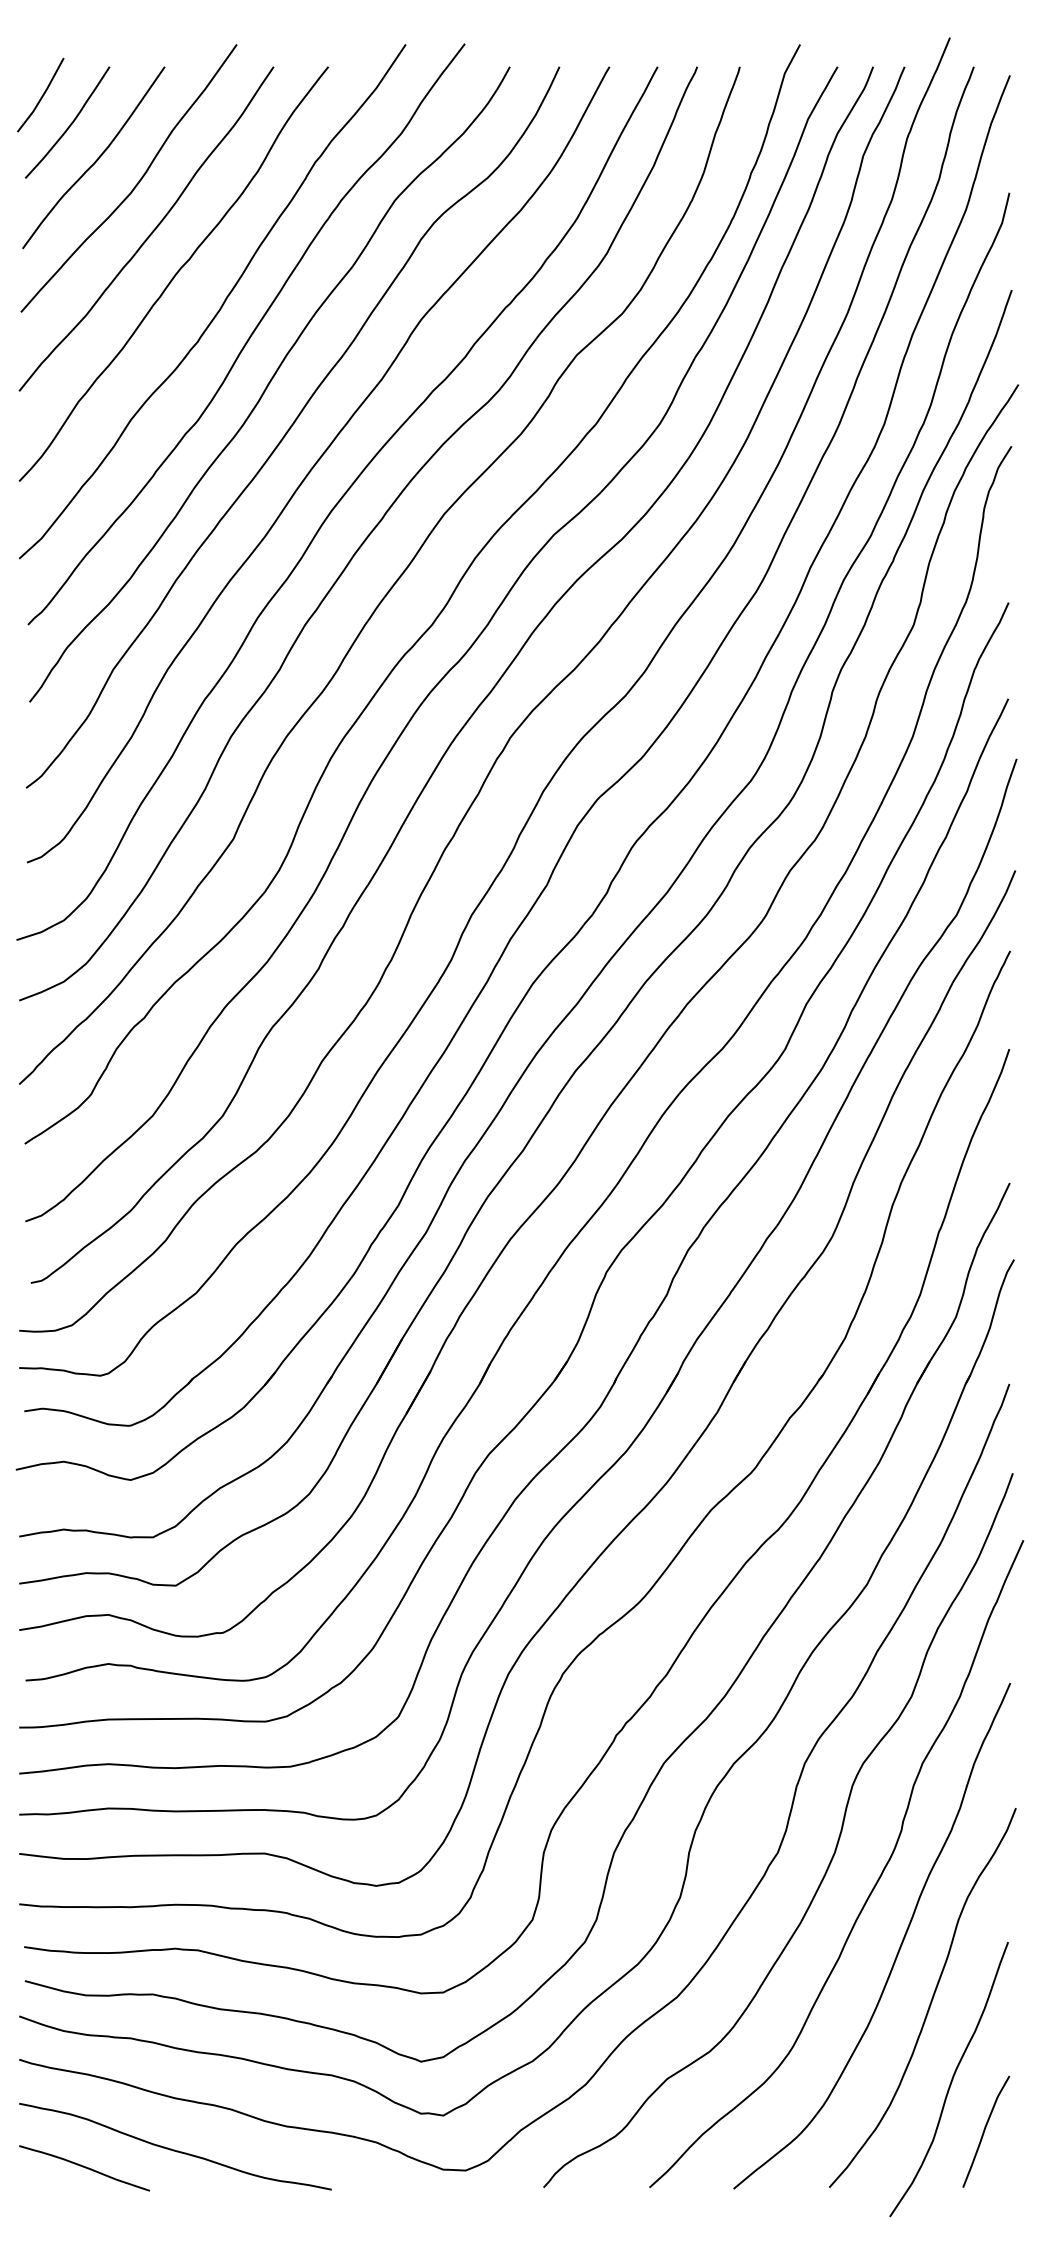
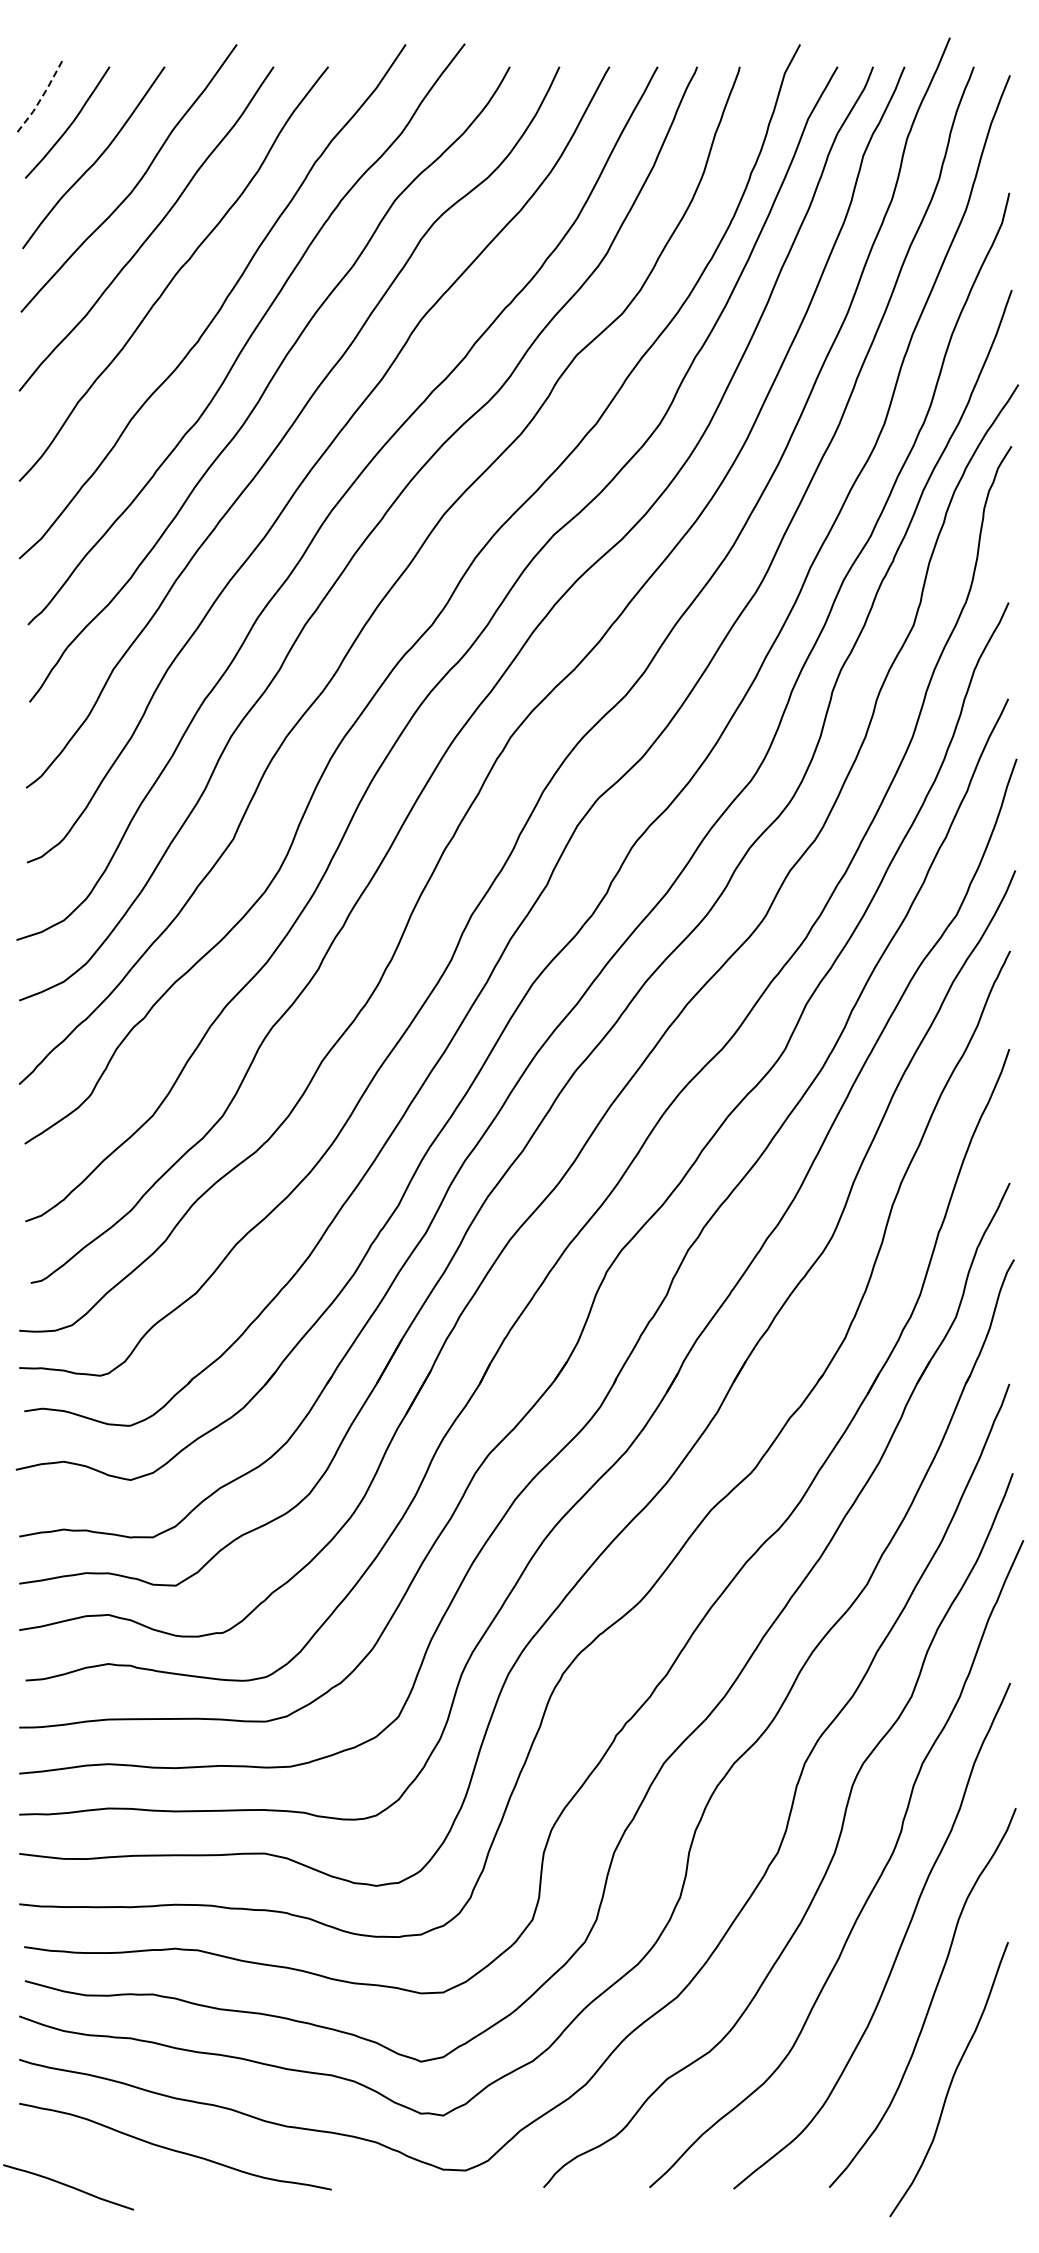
line: solid -> dashed (42, 96)
curve: present -> none (985, 2130)
curve position: (84, 2167) -> (68, 2186) (68, 2186)
